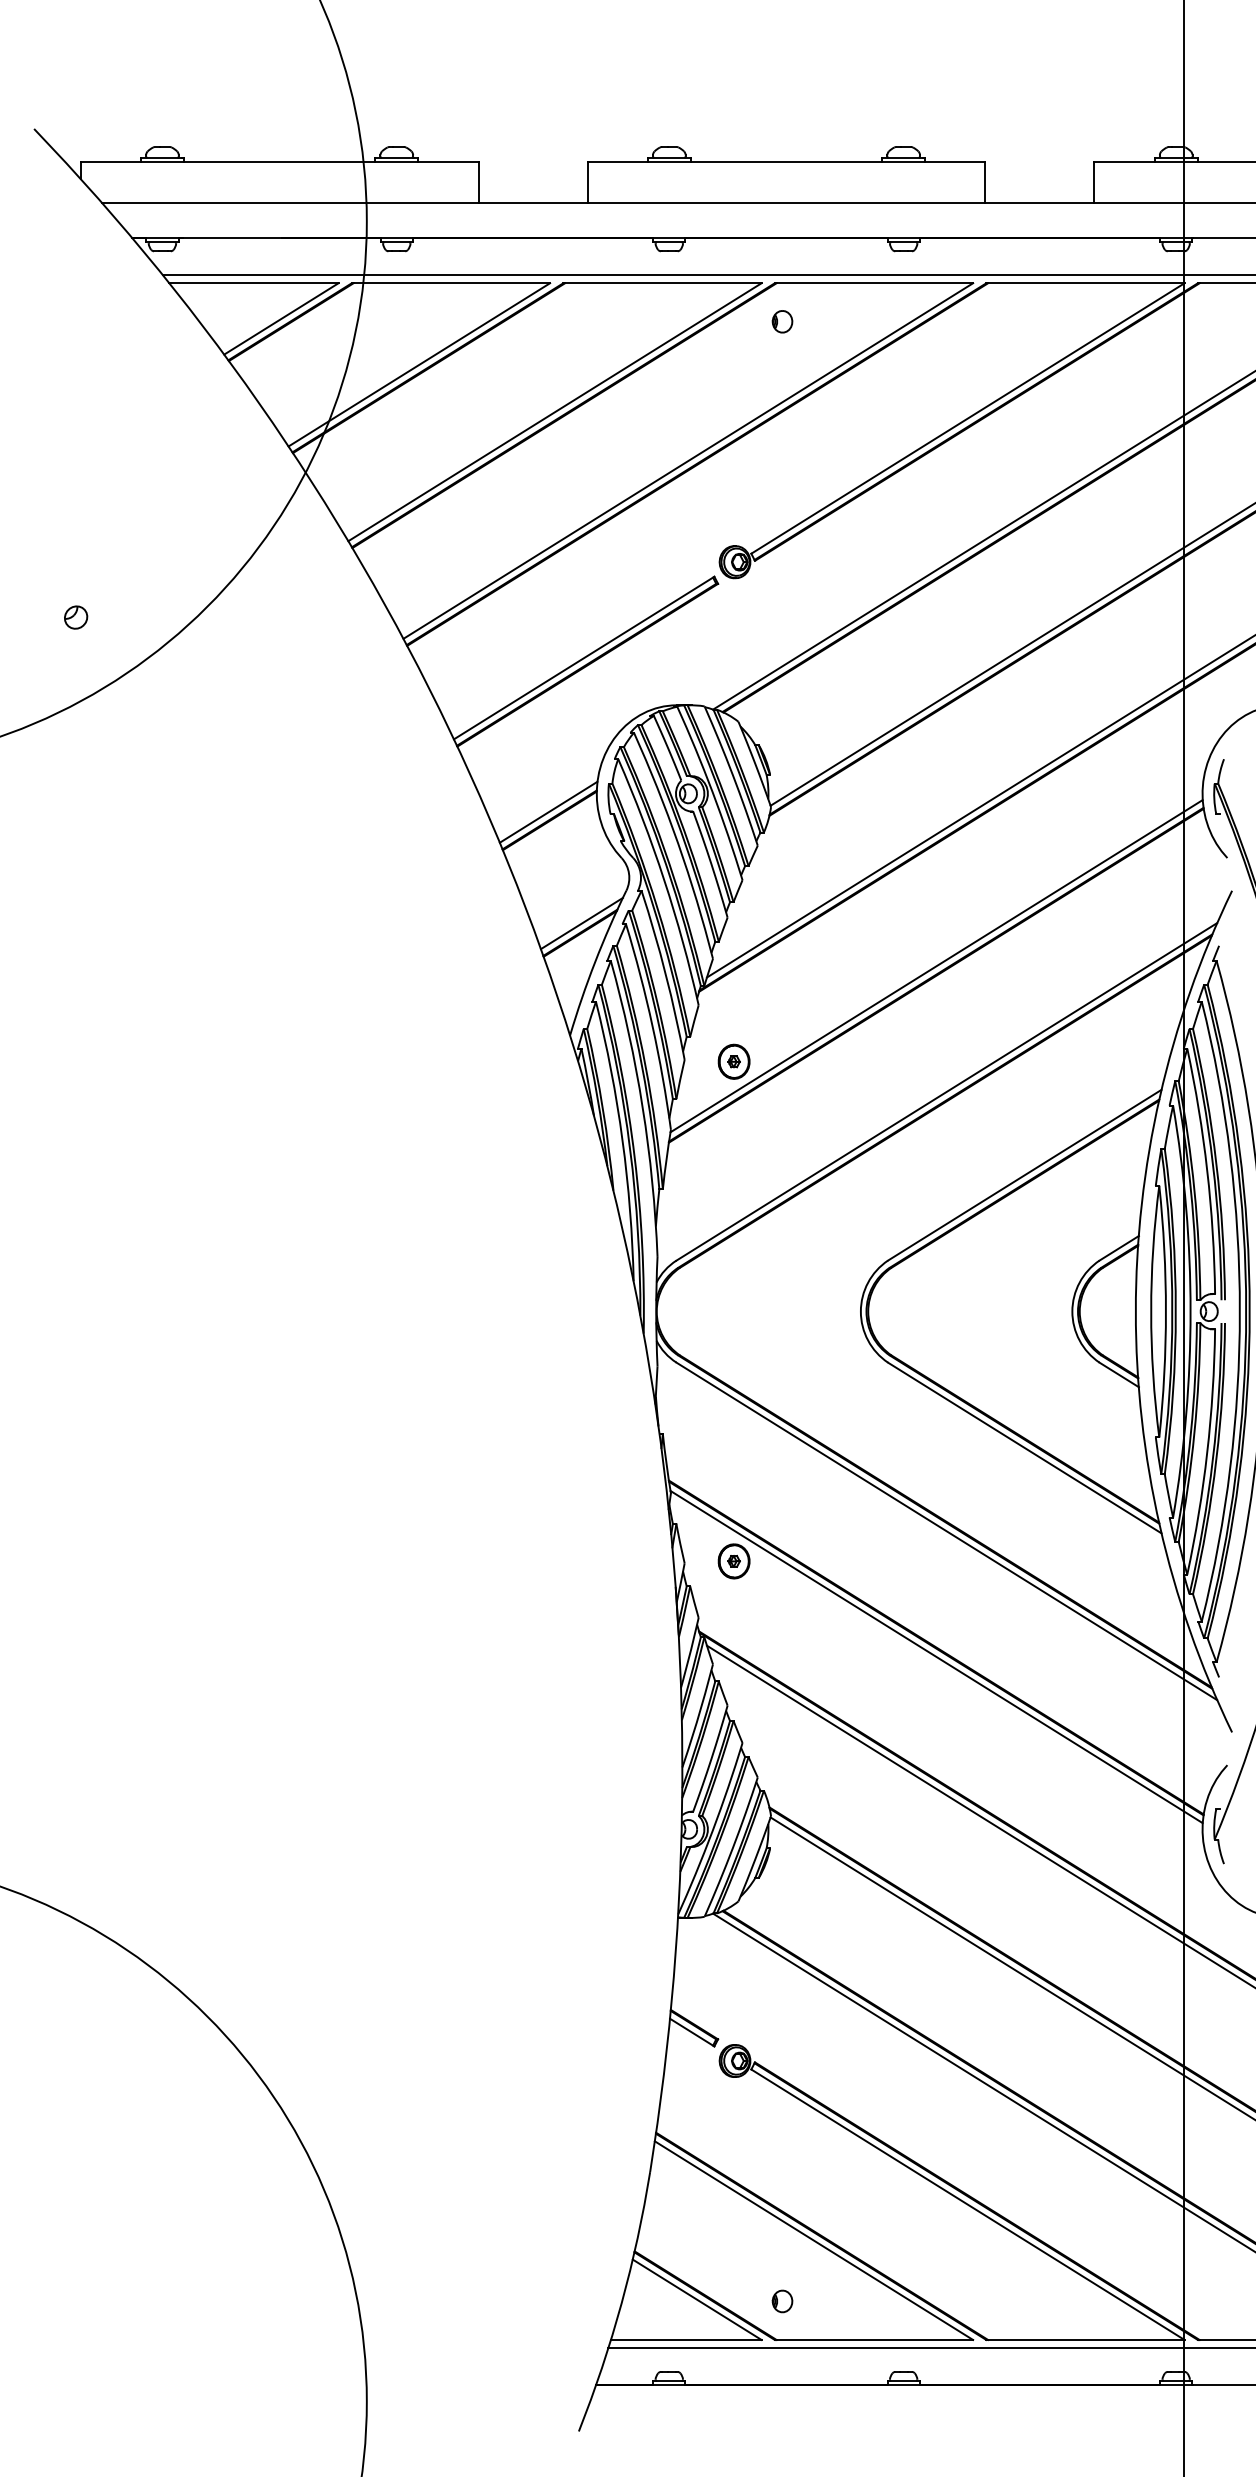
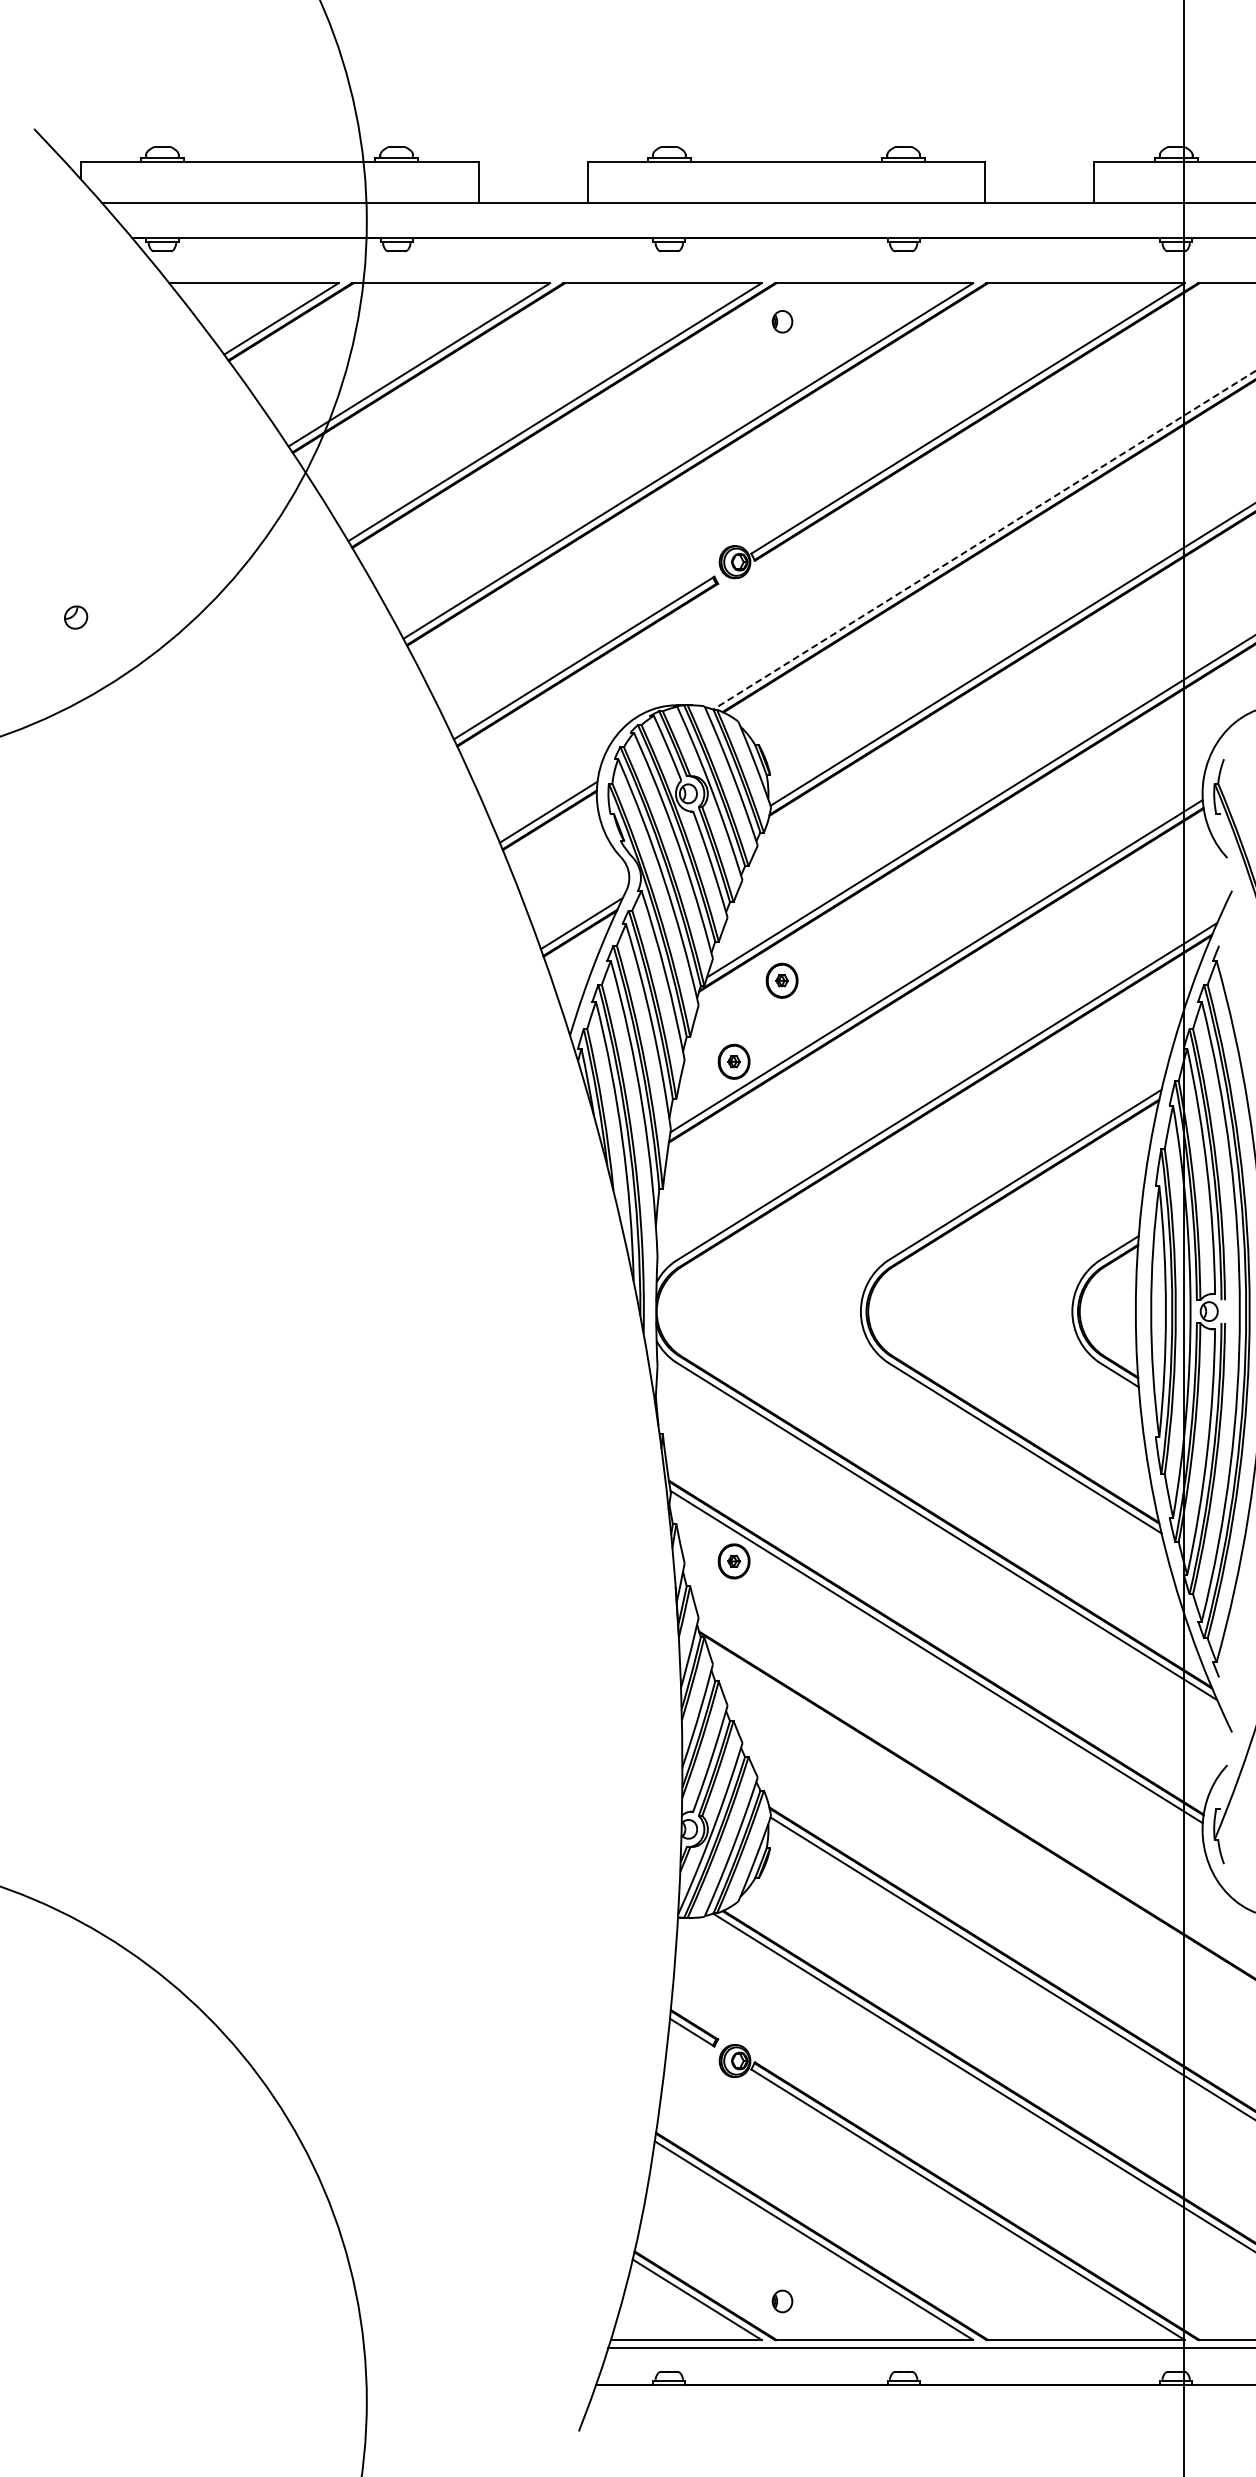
line: present -> none (707, 275)
line: solid -> dashed (984, 540)
part: none -> present (781, 980)
line: present -> none (979, 1815)
